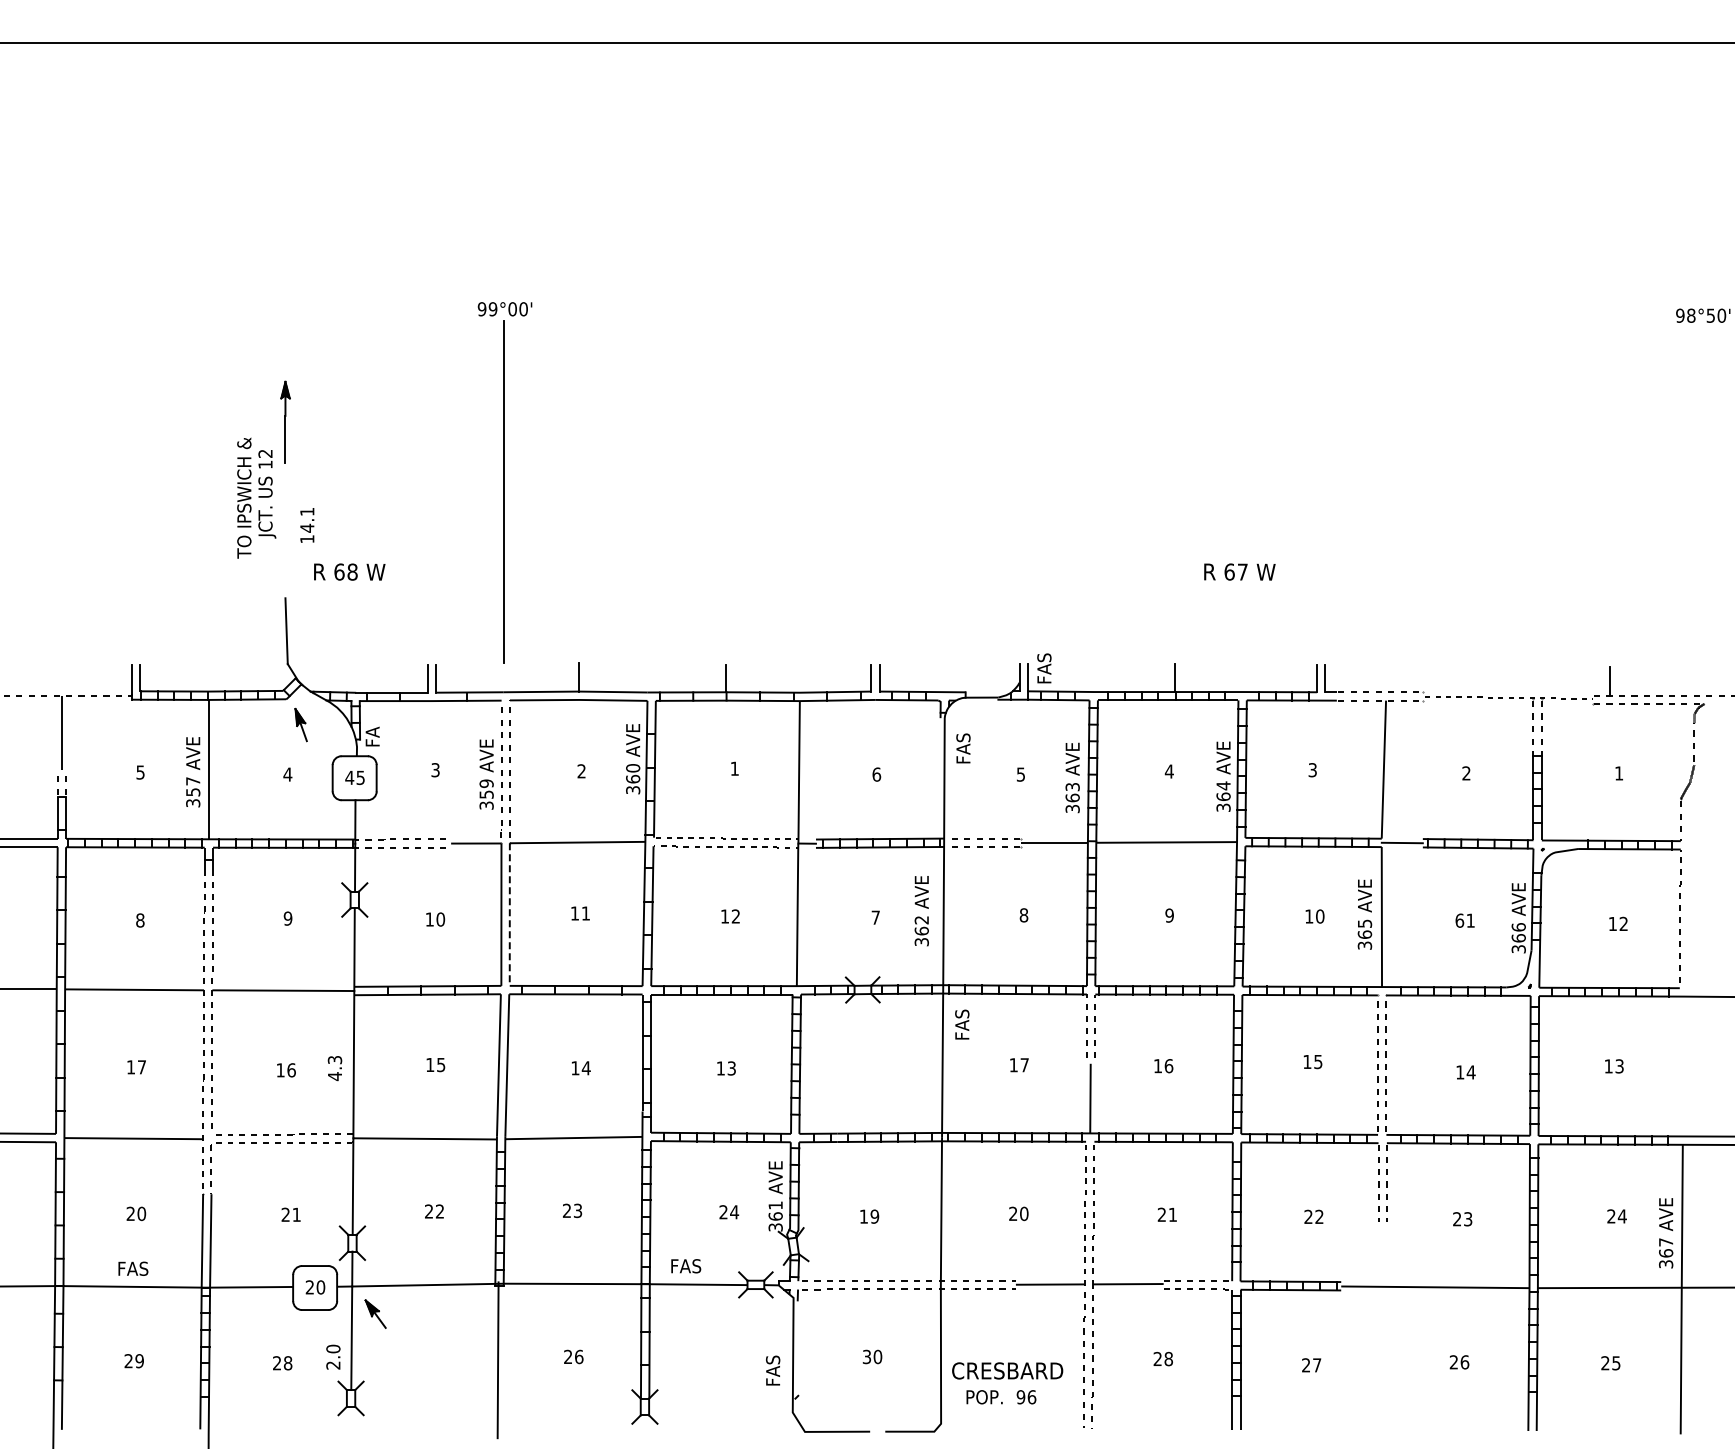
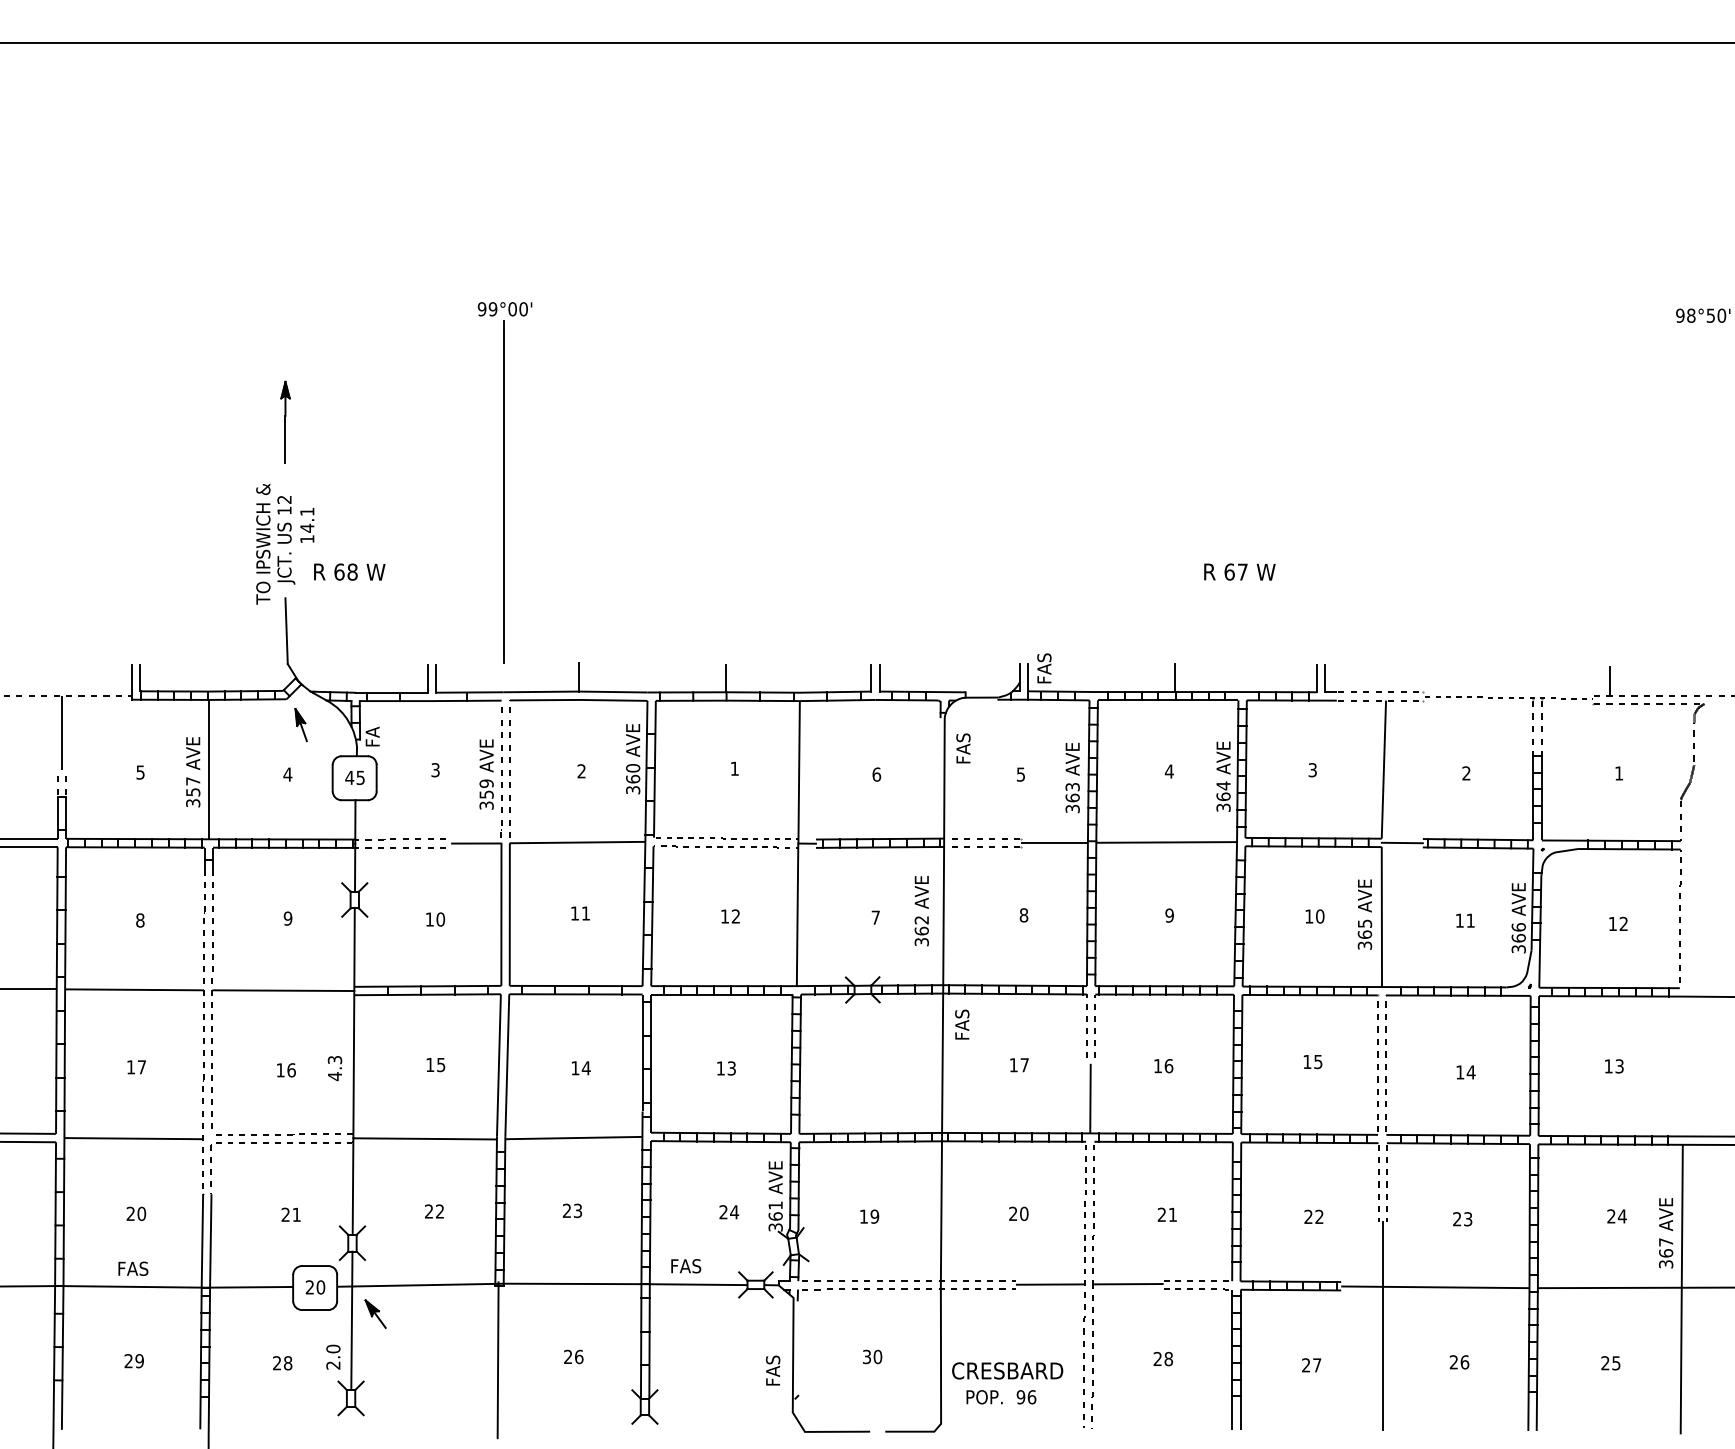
text position: (256, 497) -> (275, 543) (275, 543)
line: dashed -> solid (509, 915)
text: 61 -> 11 (1459, 920)
line: none -> present (1383, 1326)
